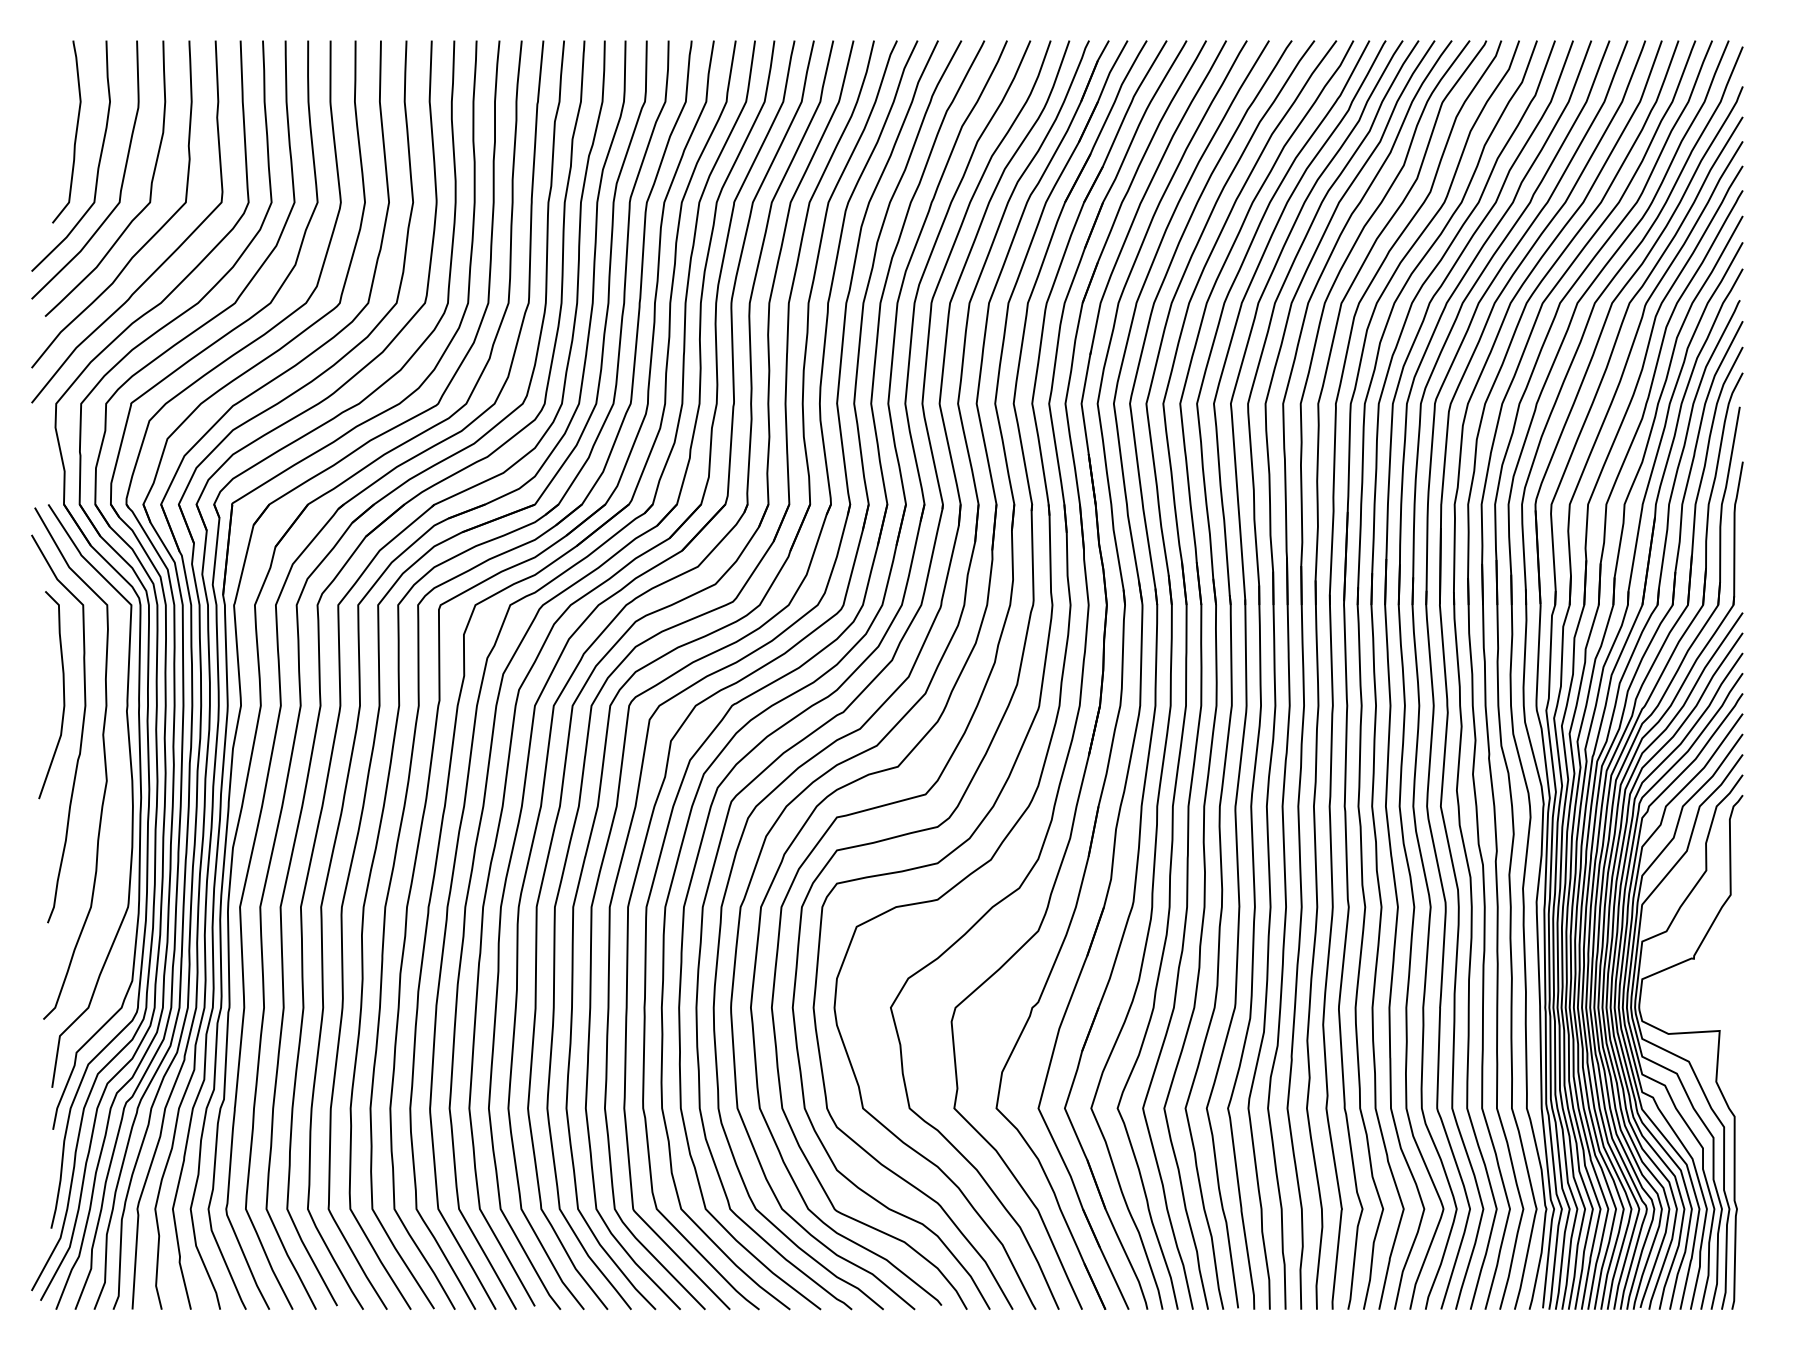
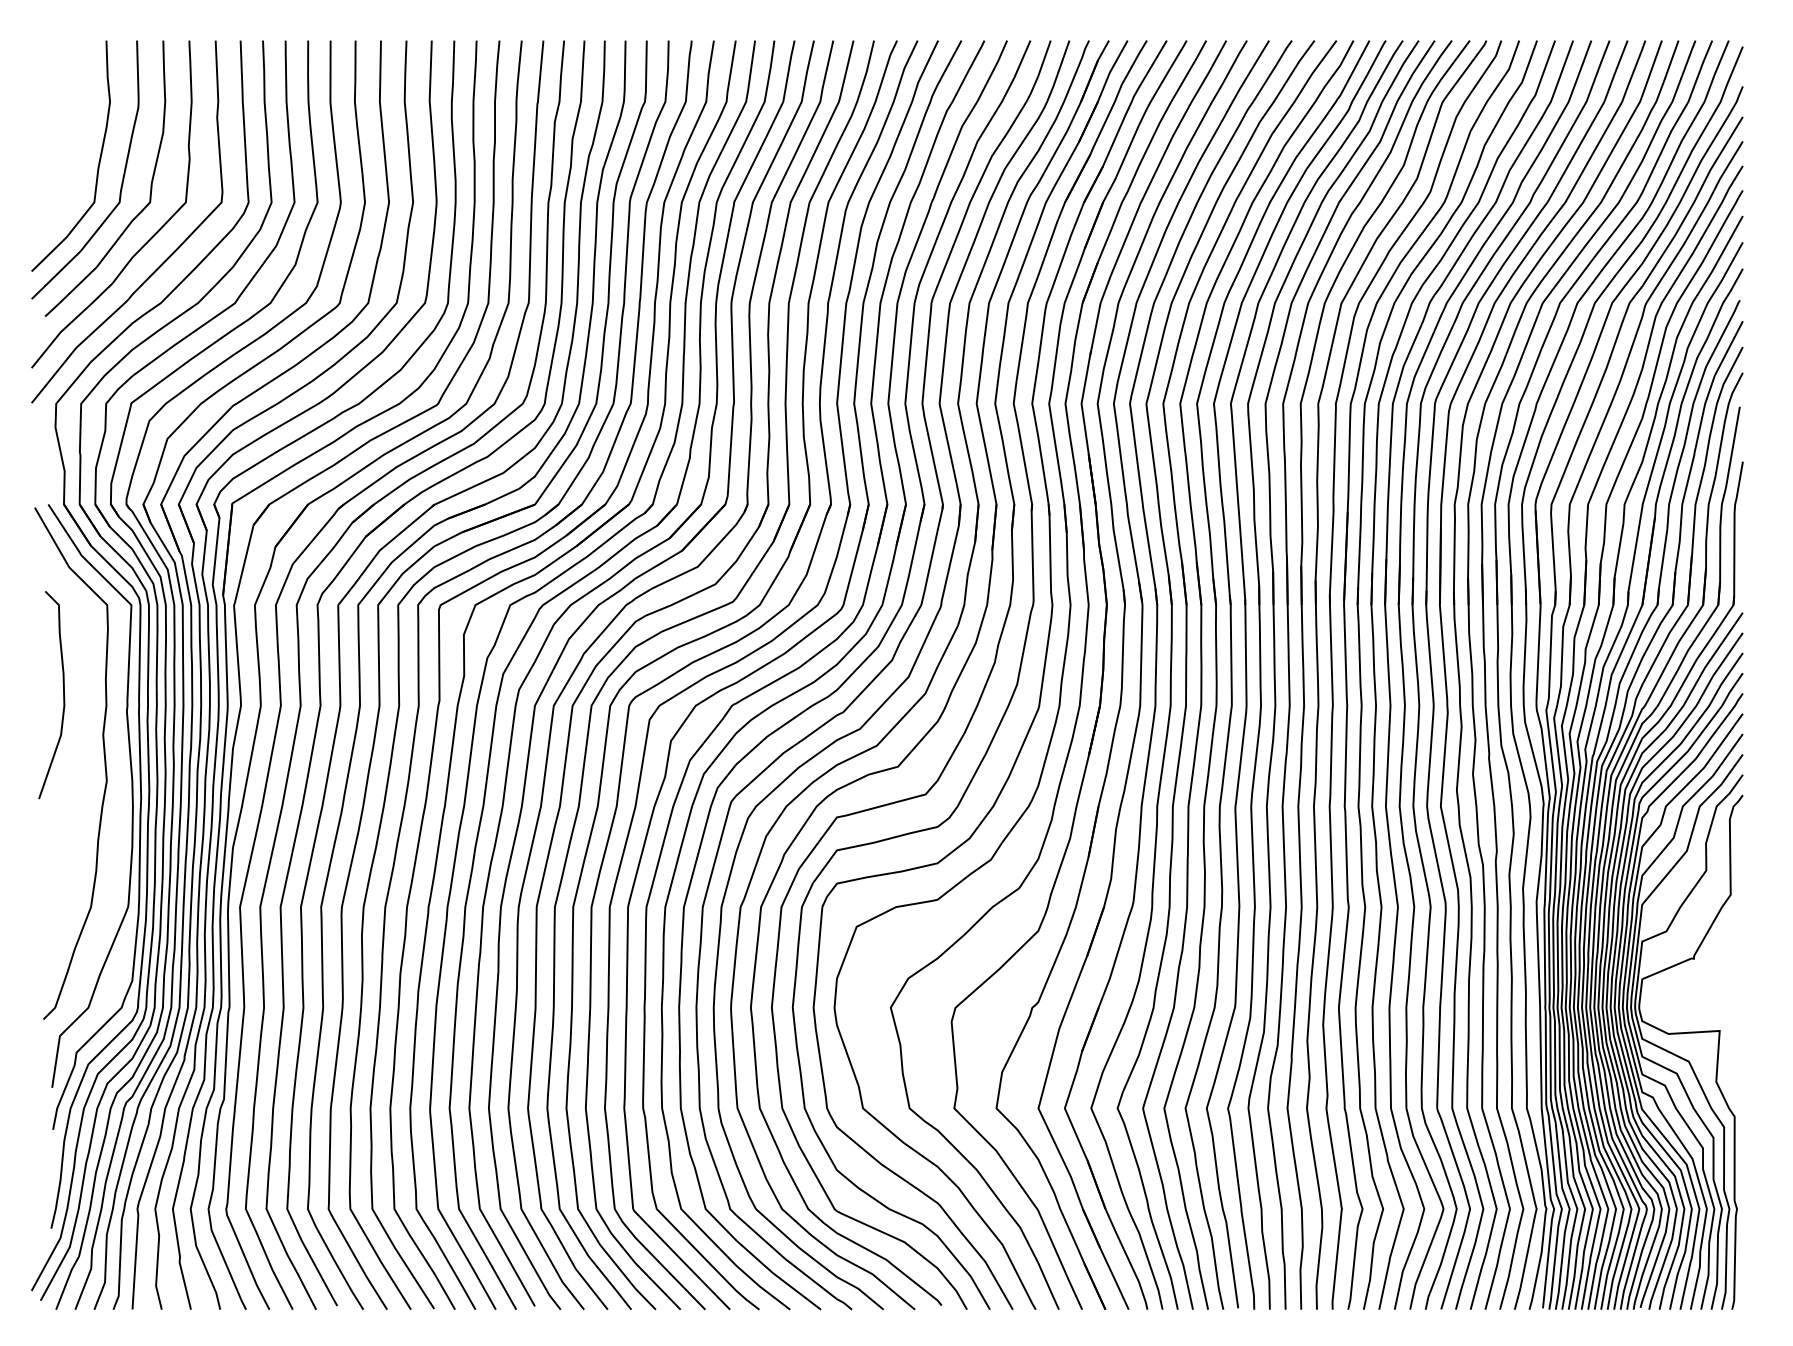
curve: present -> none (75, 131)
curve: present -> none (81, 729)
